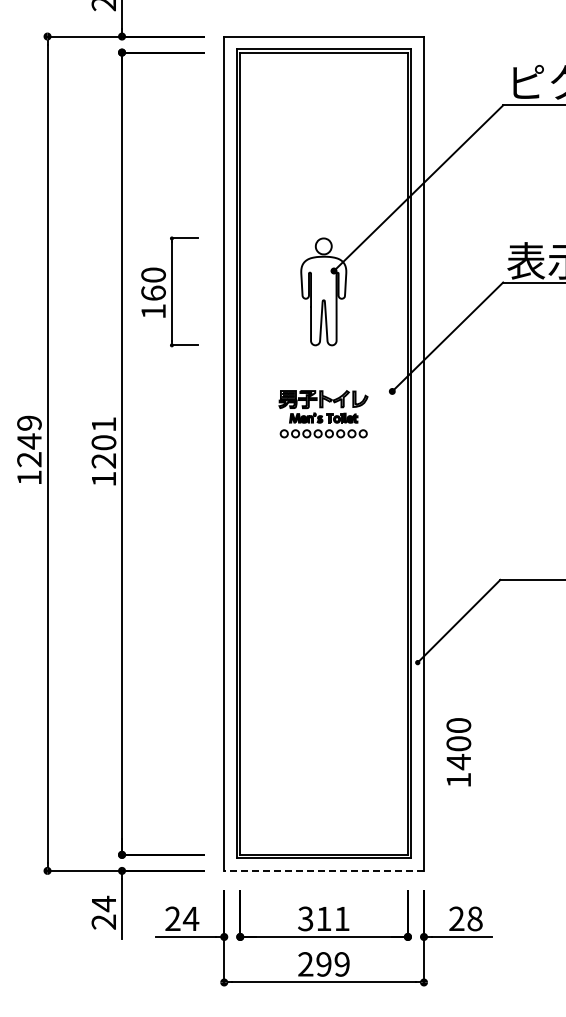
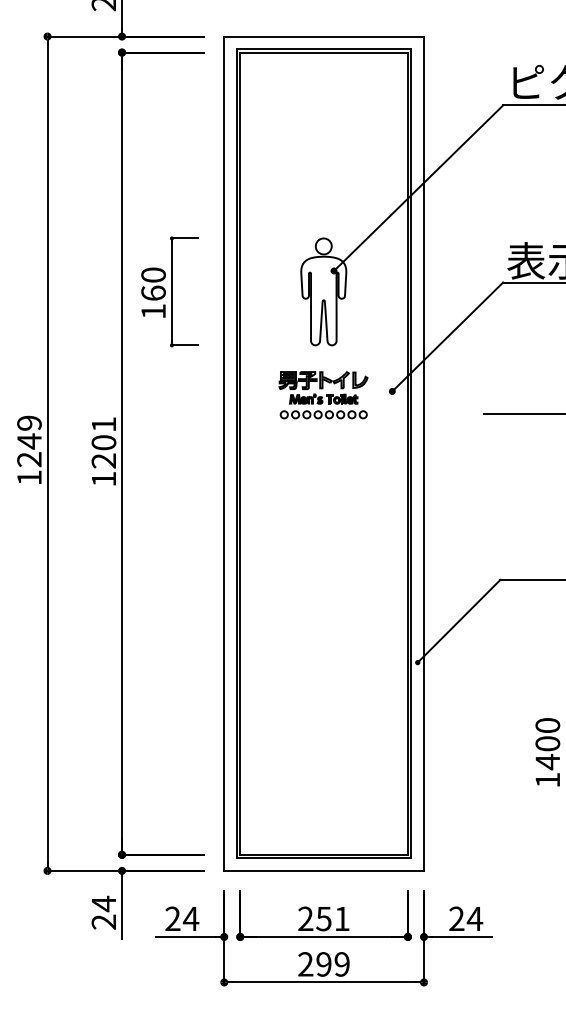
part position: (323, 414) -> (323, 395) (323, 395)
line: none -> present (522, 414)
text position: (458, 752) -> (547, 752) (547, 752)
line: dashed -> solid (324, 870)
text: 28 -> 24 (474, 918)
text: 311 -> 251 (314, 919)
